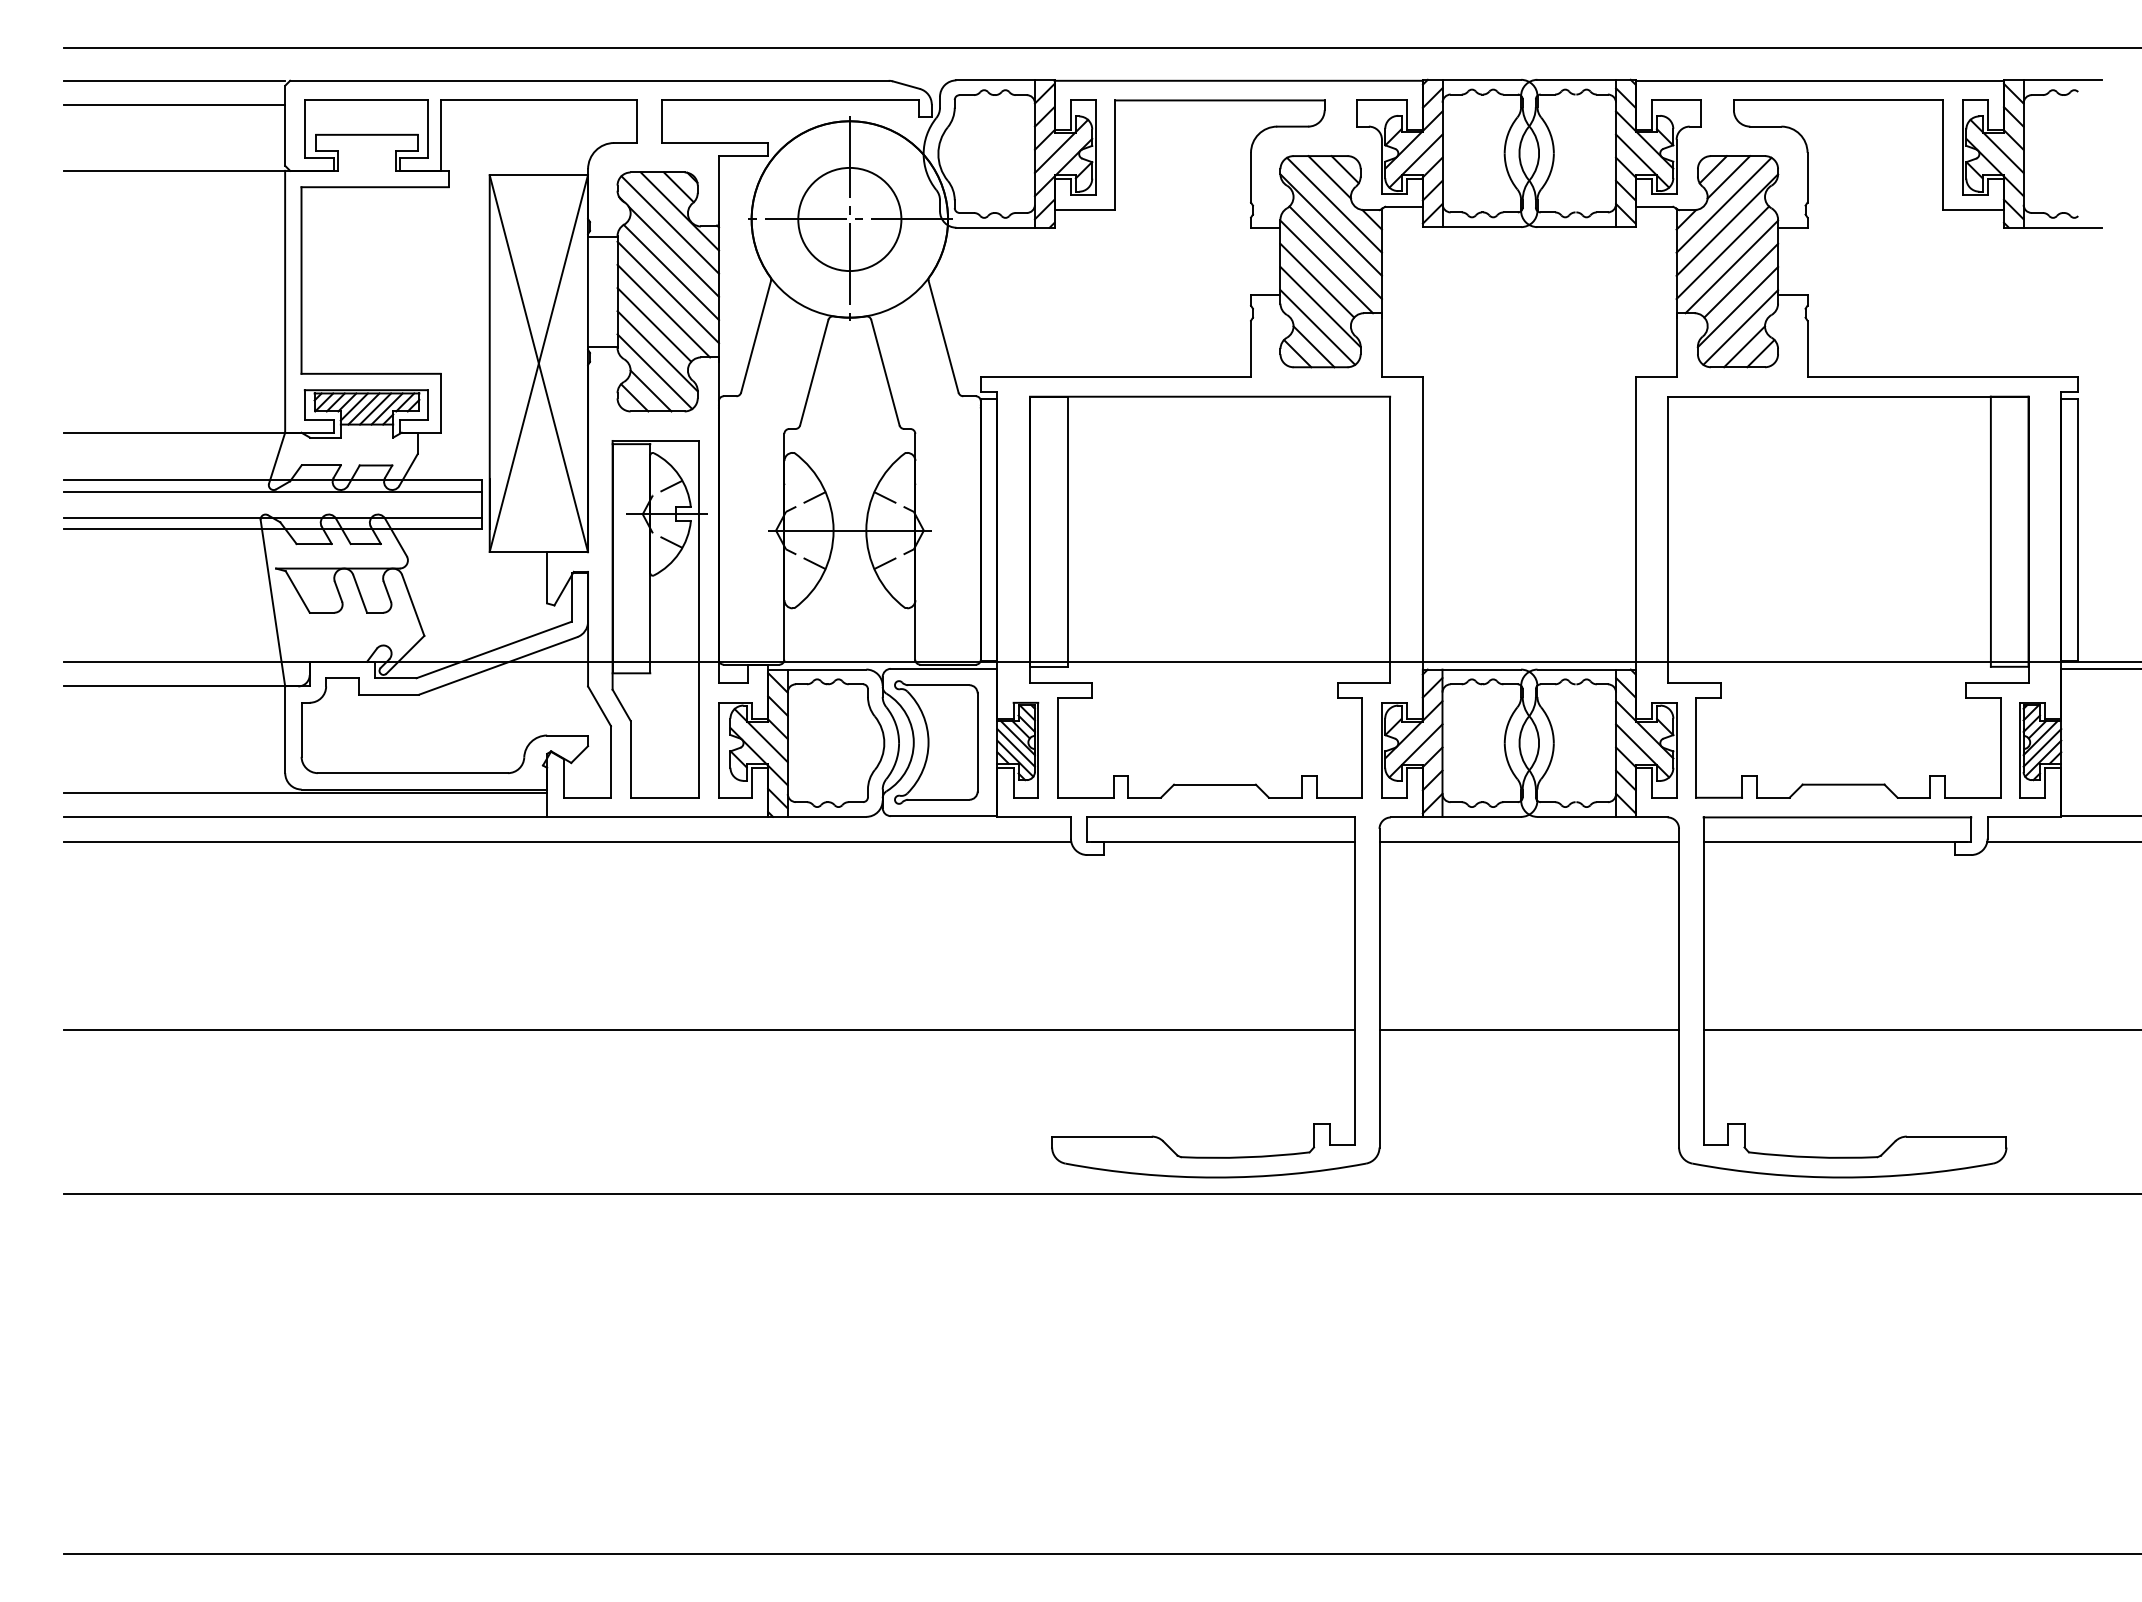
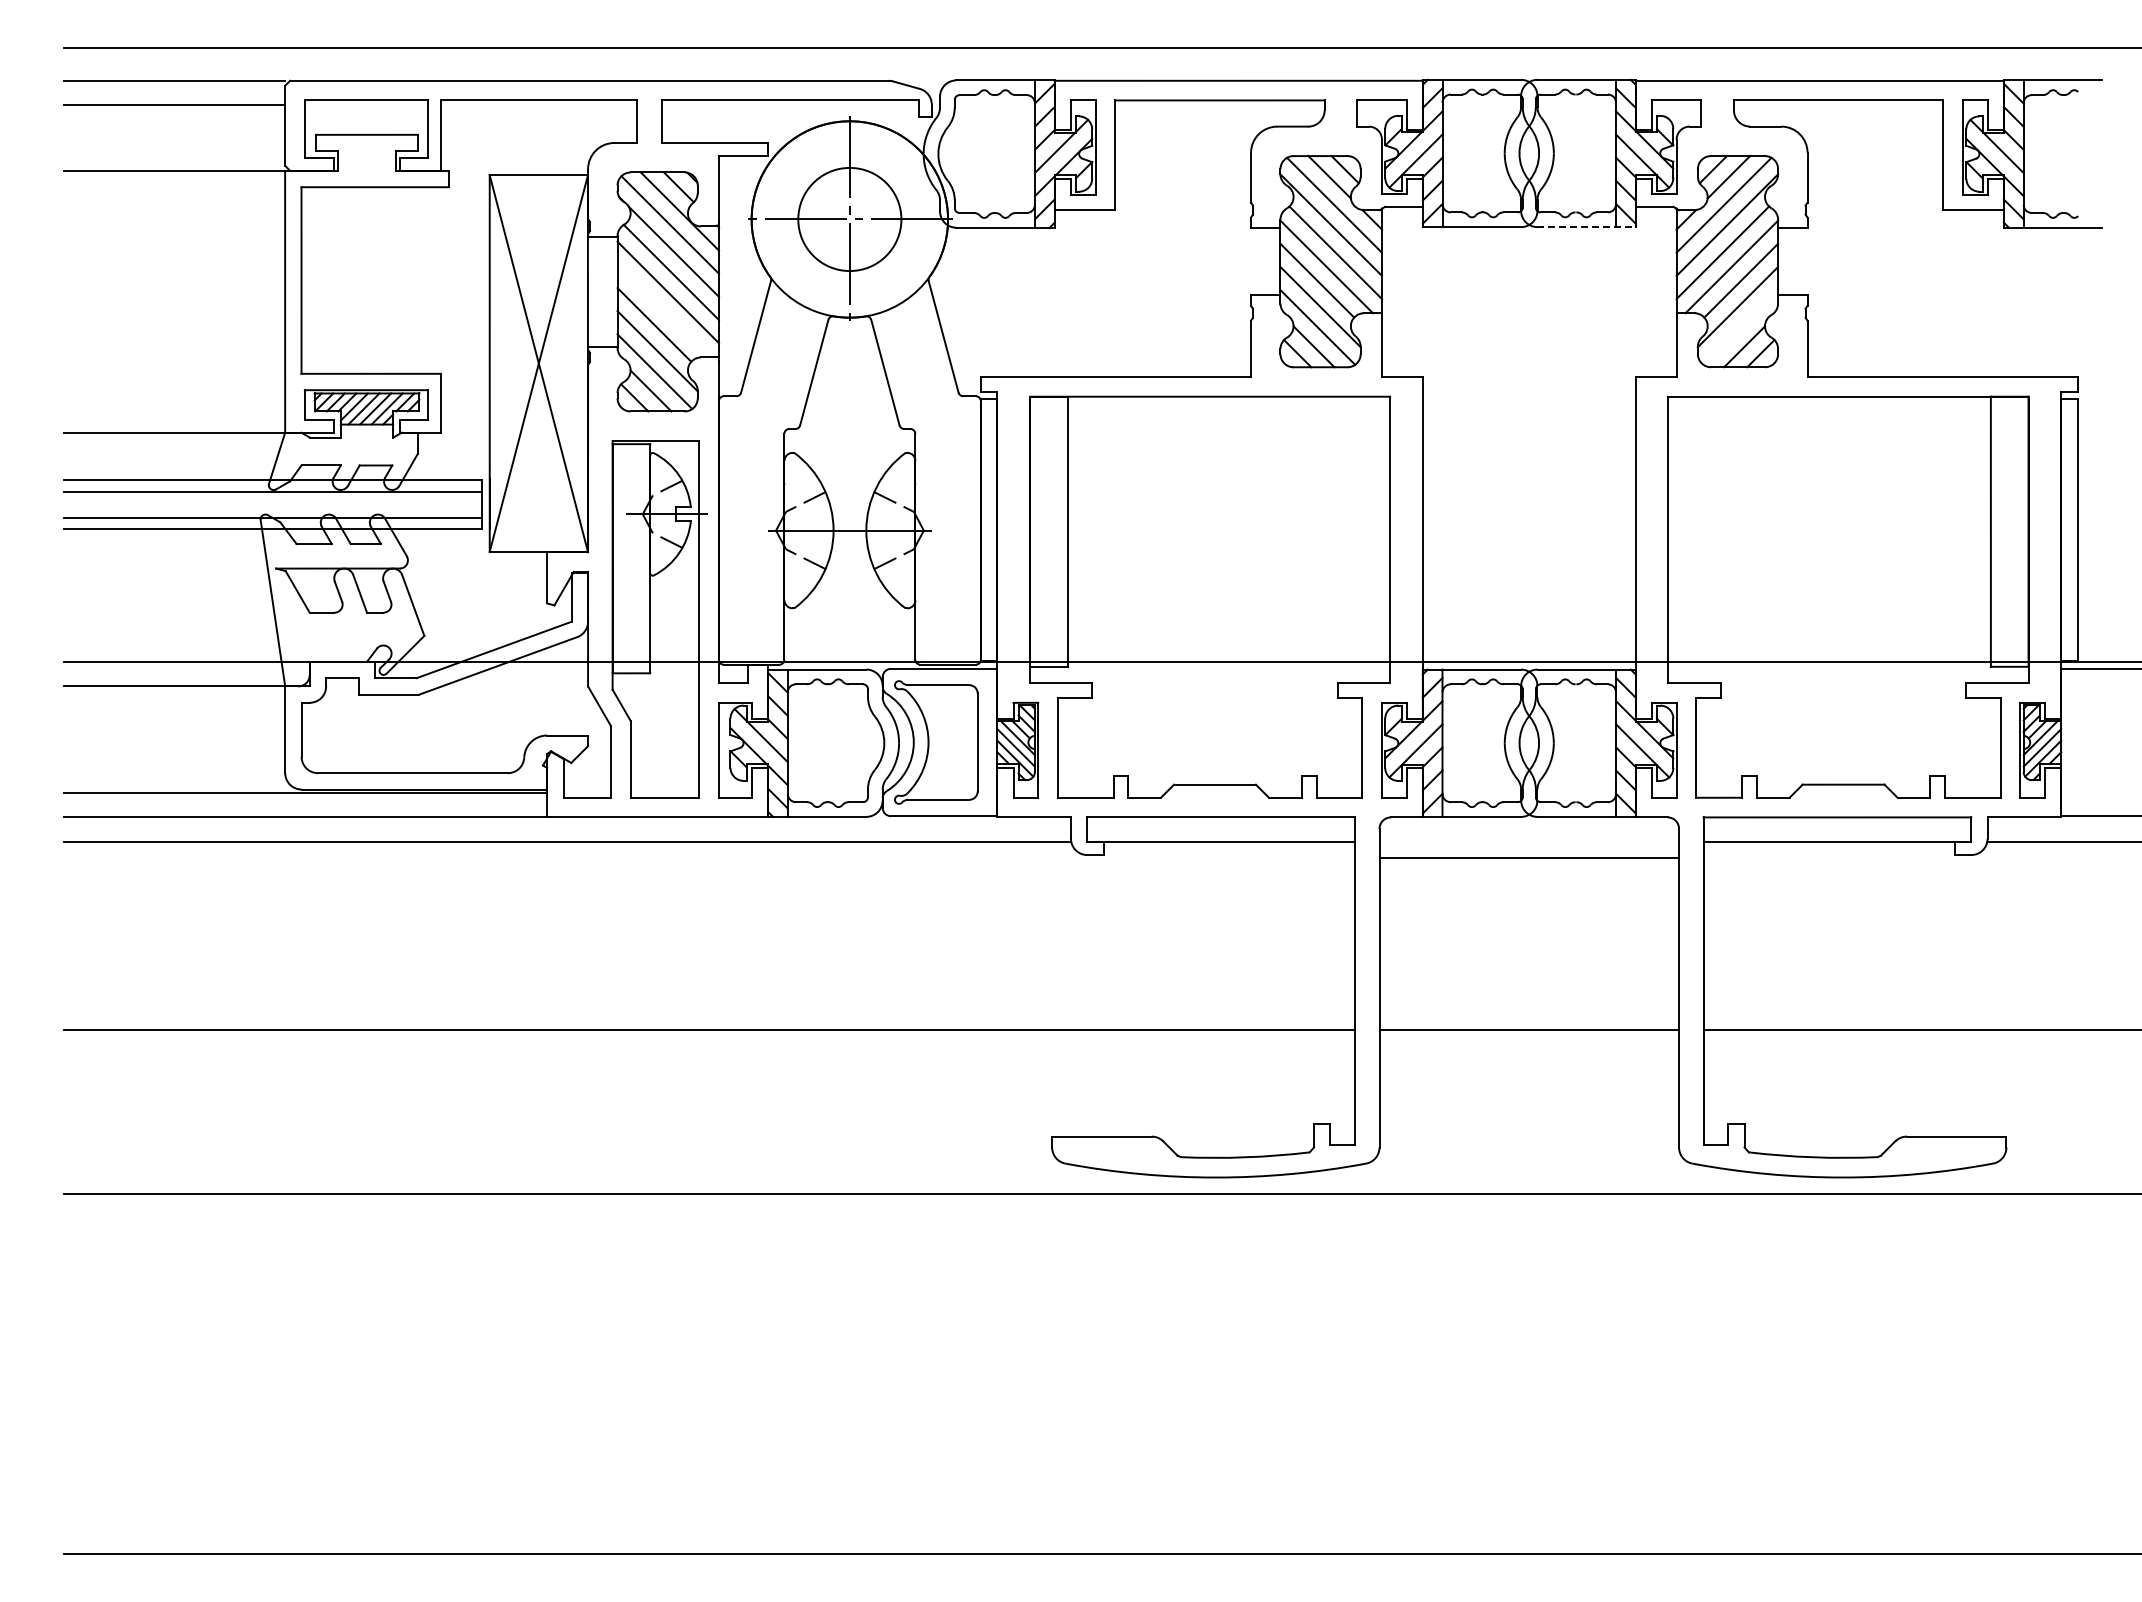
line: solid -> dashed (1587, 227)
line: present -> none (663, 310)
line: present -> none (1740, 327)
line position: (1529, 841) -> (1529, 857) (1529, 857)
